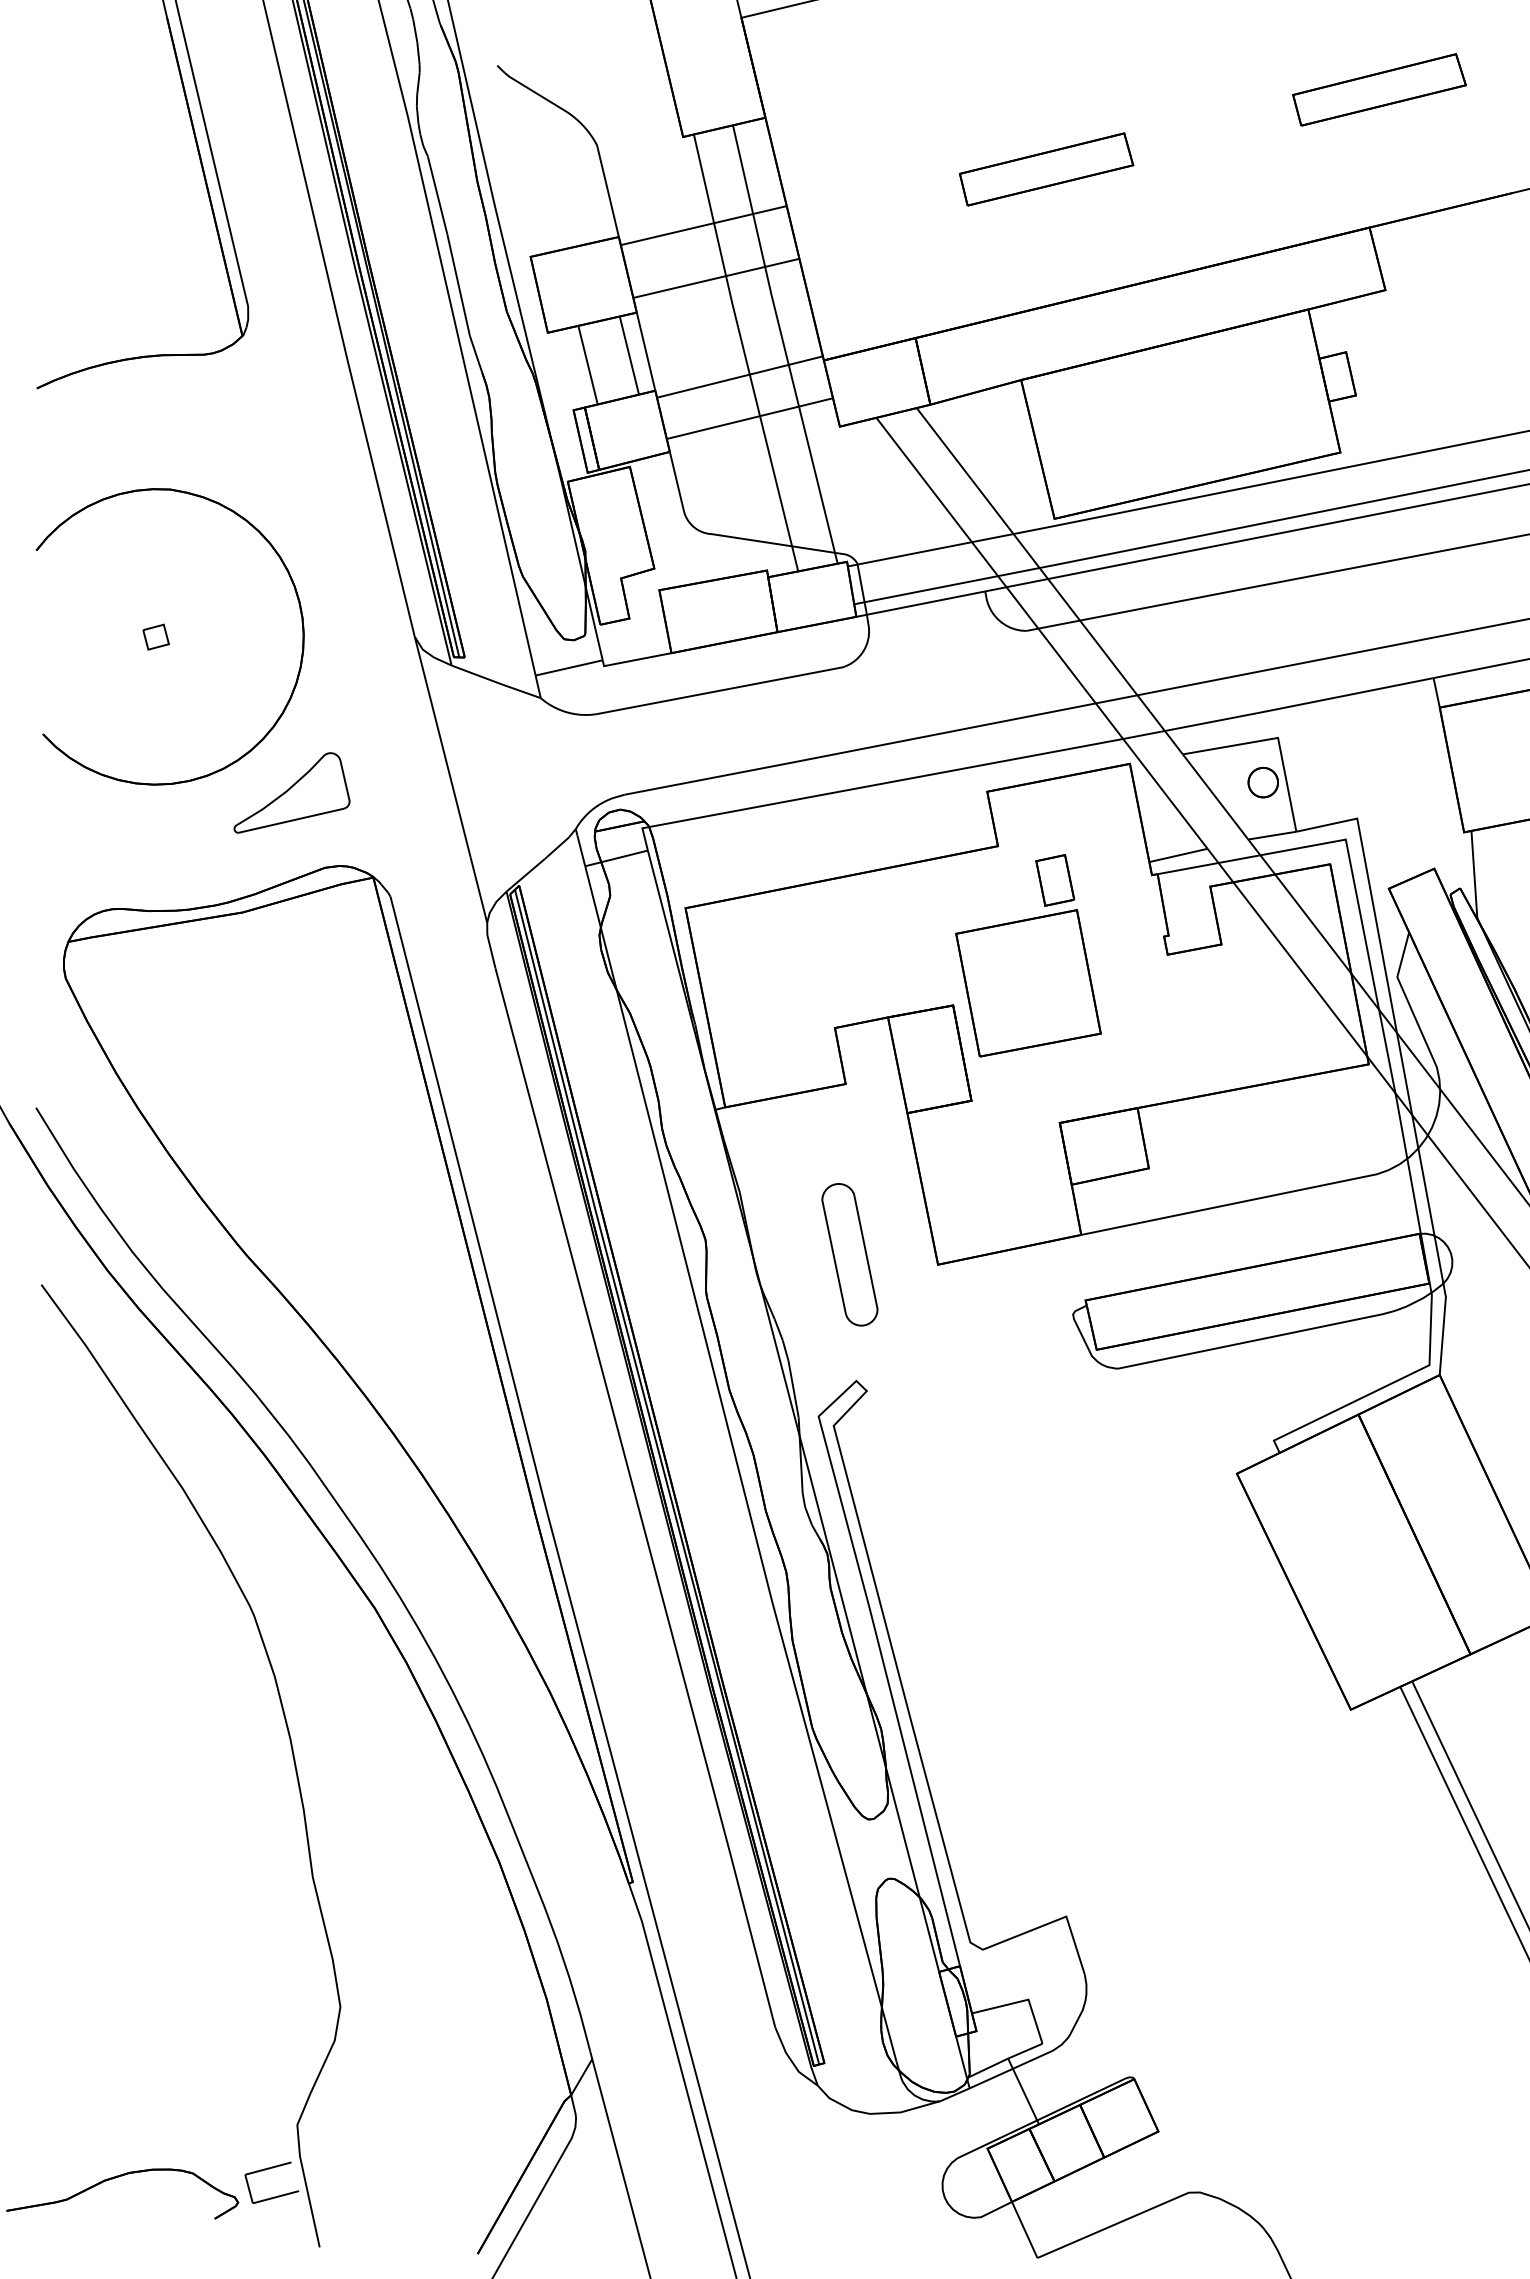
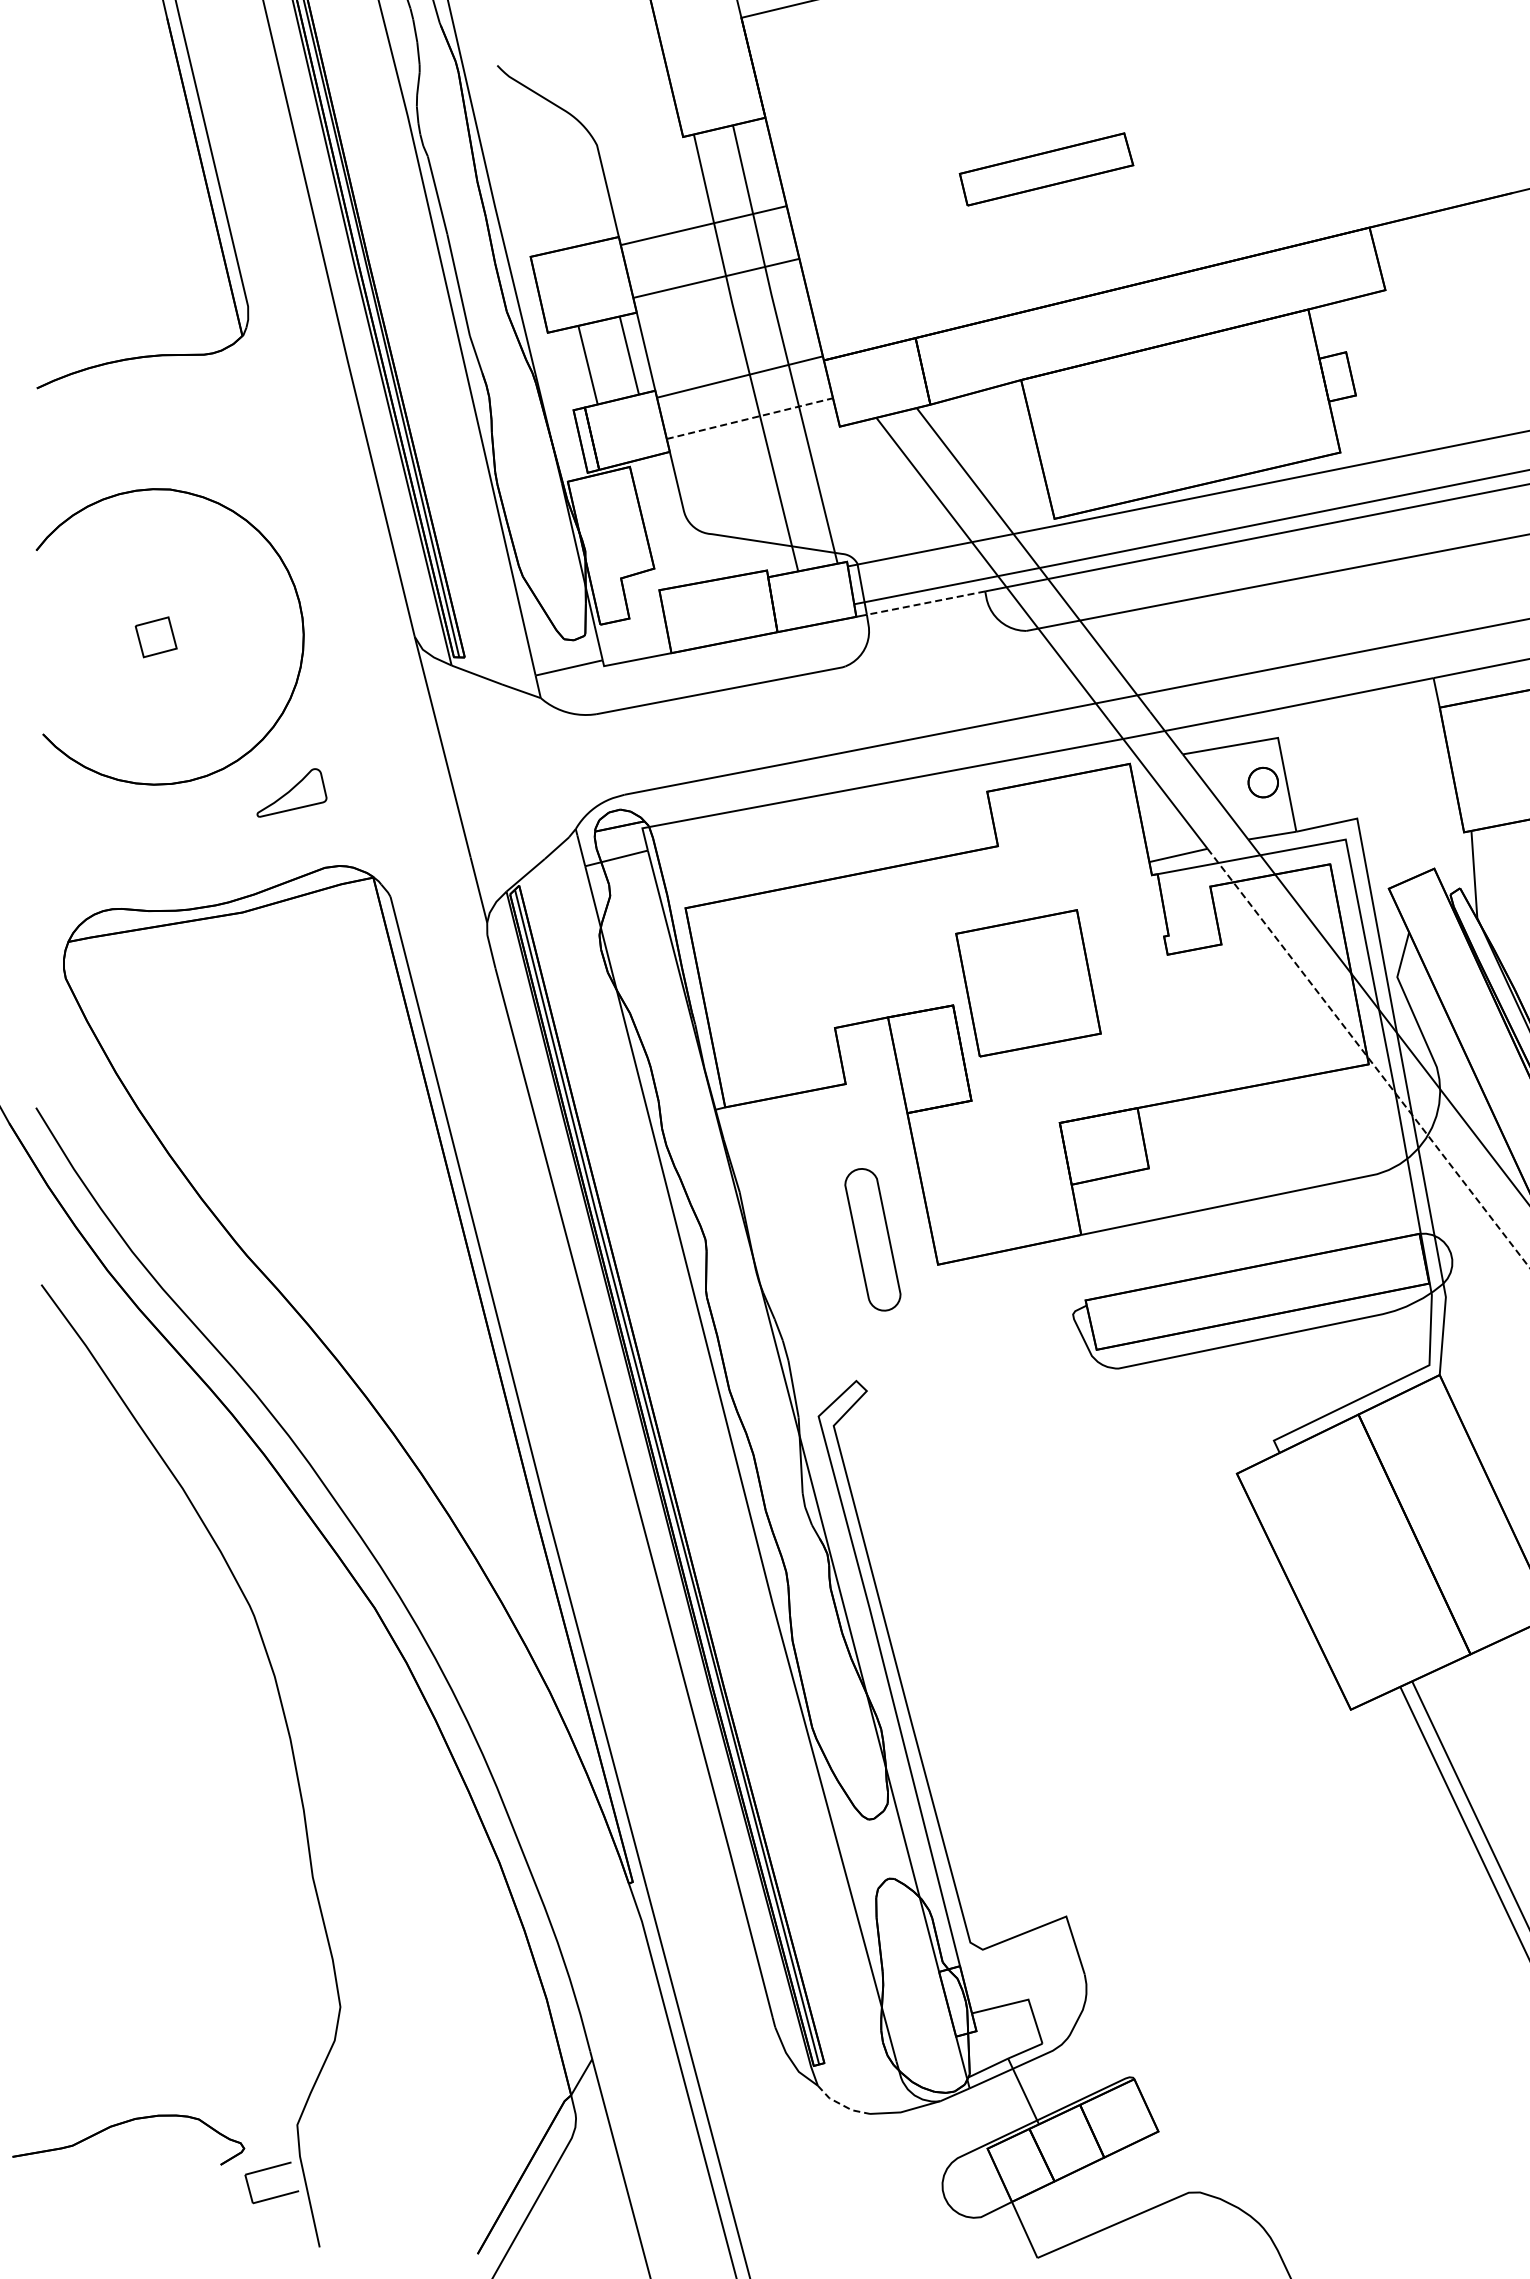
part: present -> none (1379, 89)
line: solid -> dashed (749, 418)
line: solid -> dashed (925, 603)
part size: 28x28 px -> 44x43 px (155, 637)
part size: 118x82 px -> 72x50 px (291, 792)
part: present -> none (1055, 880)
line: solid -> dashed (1369, 1058)
part position: (849, 1254) -> (872, 1239) (872, 1239)
line: solid -> dashed (841, 2104)
part position: (119, 2177) -> (125, 2123) (125, 2123)
